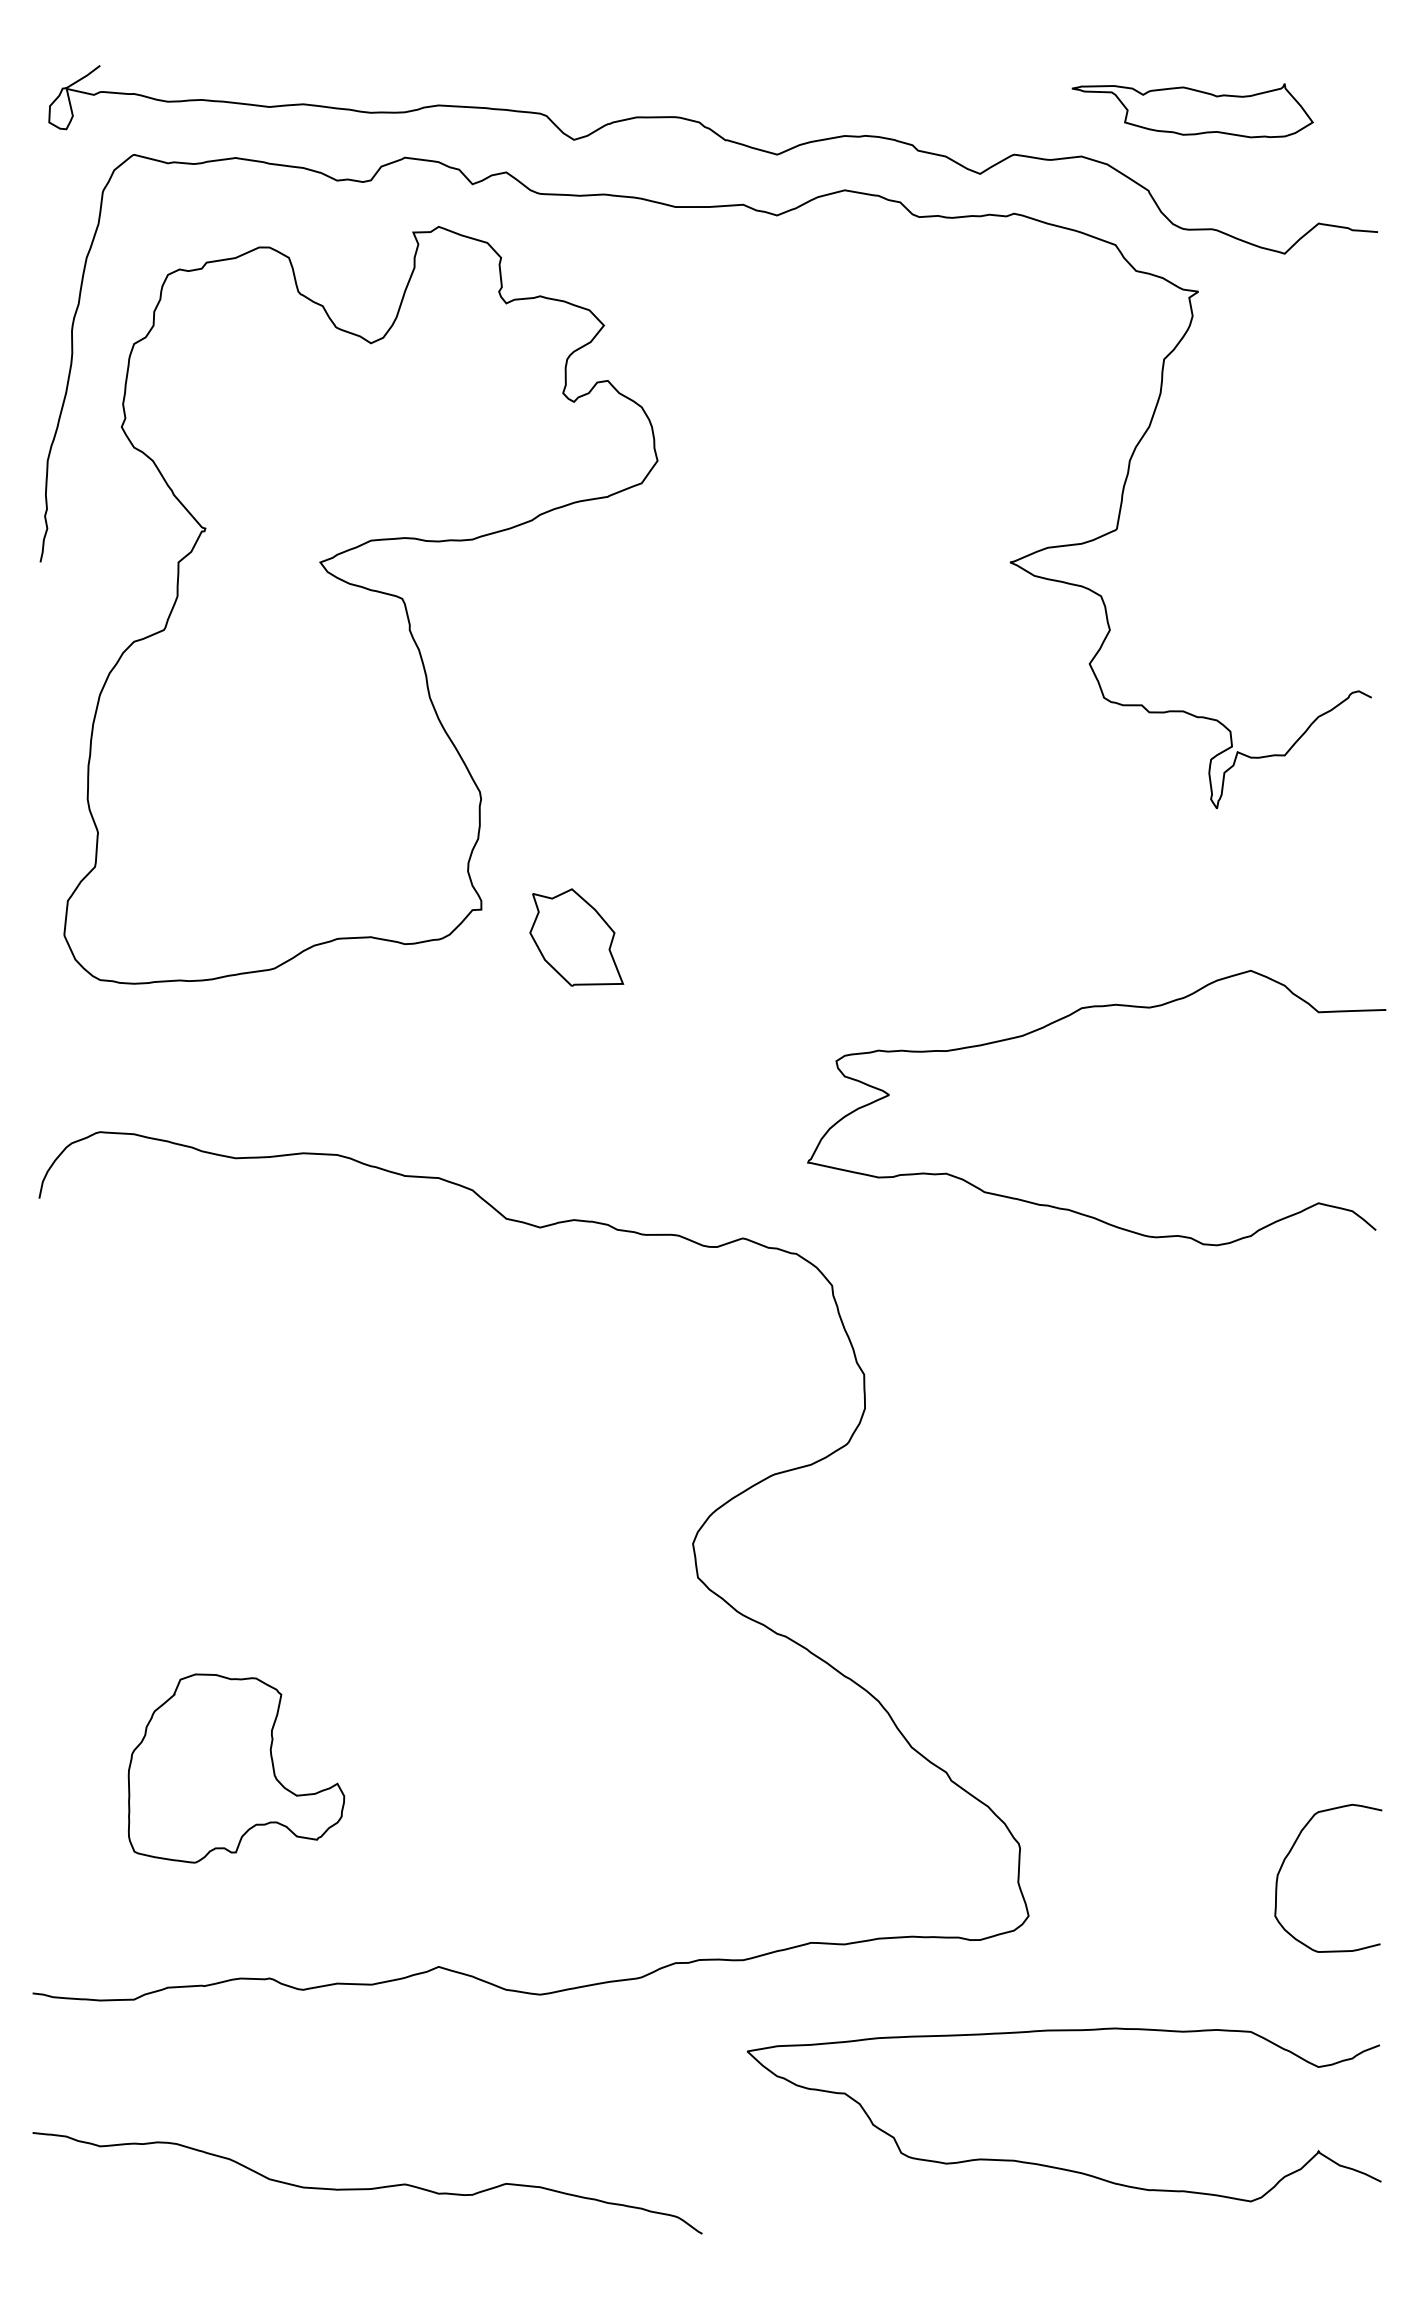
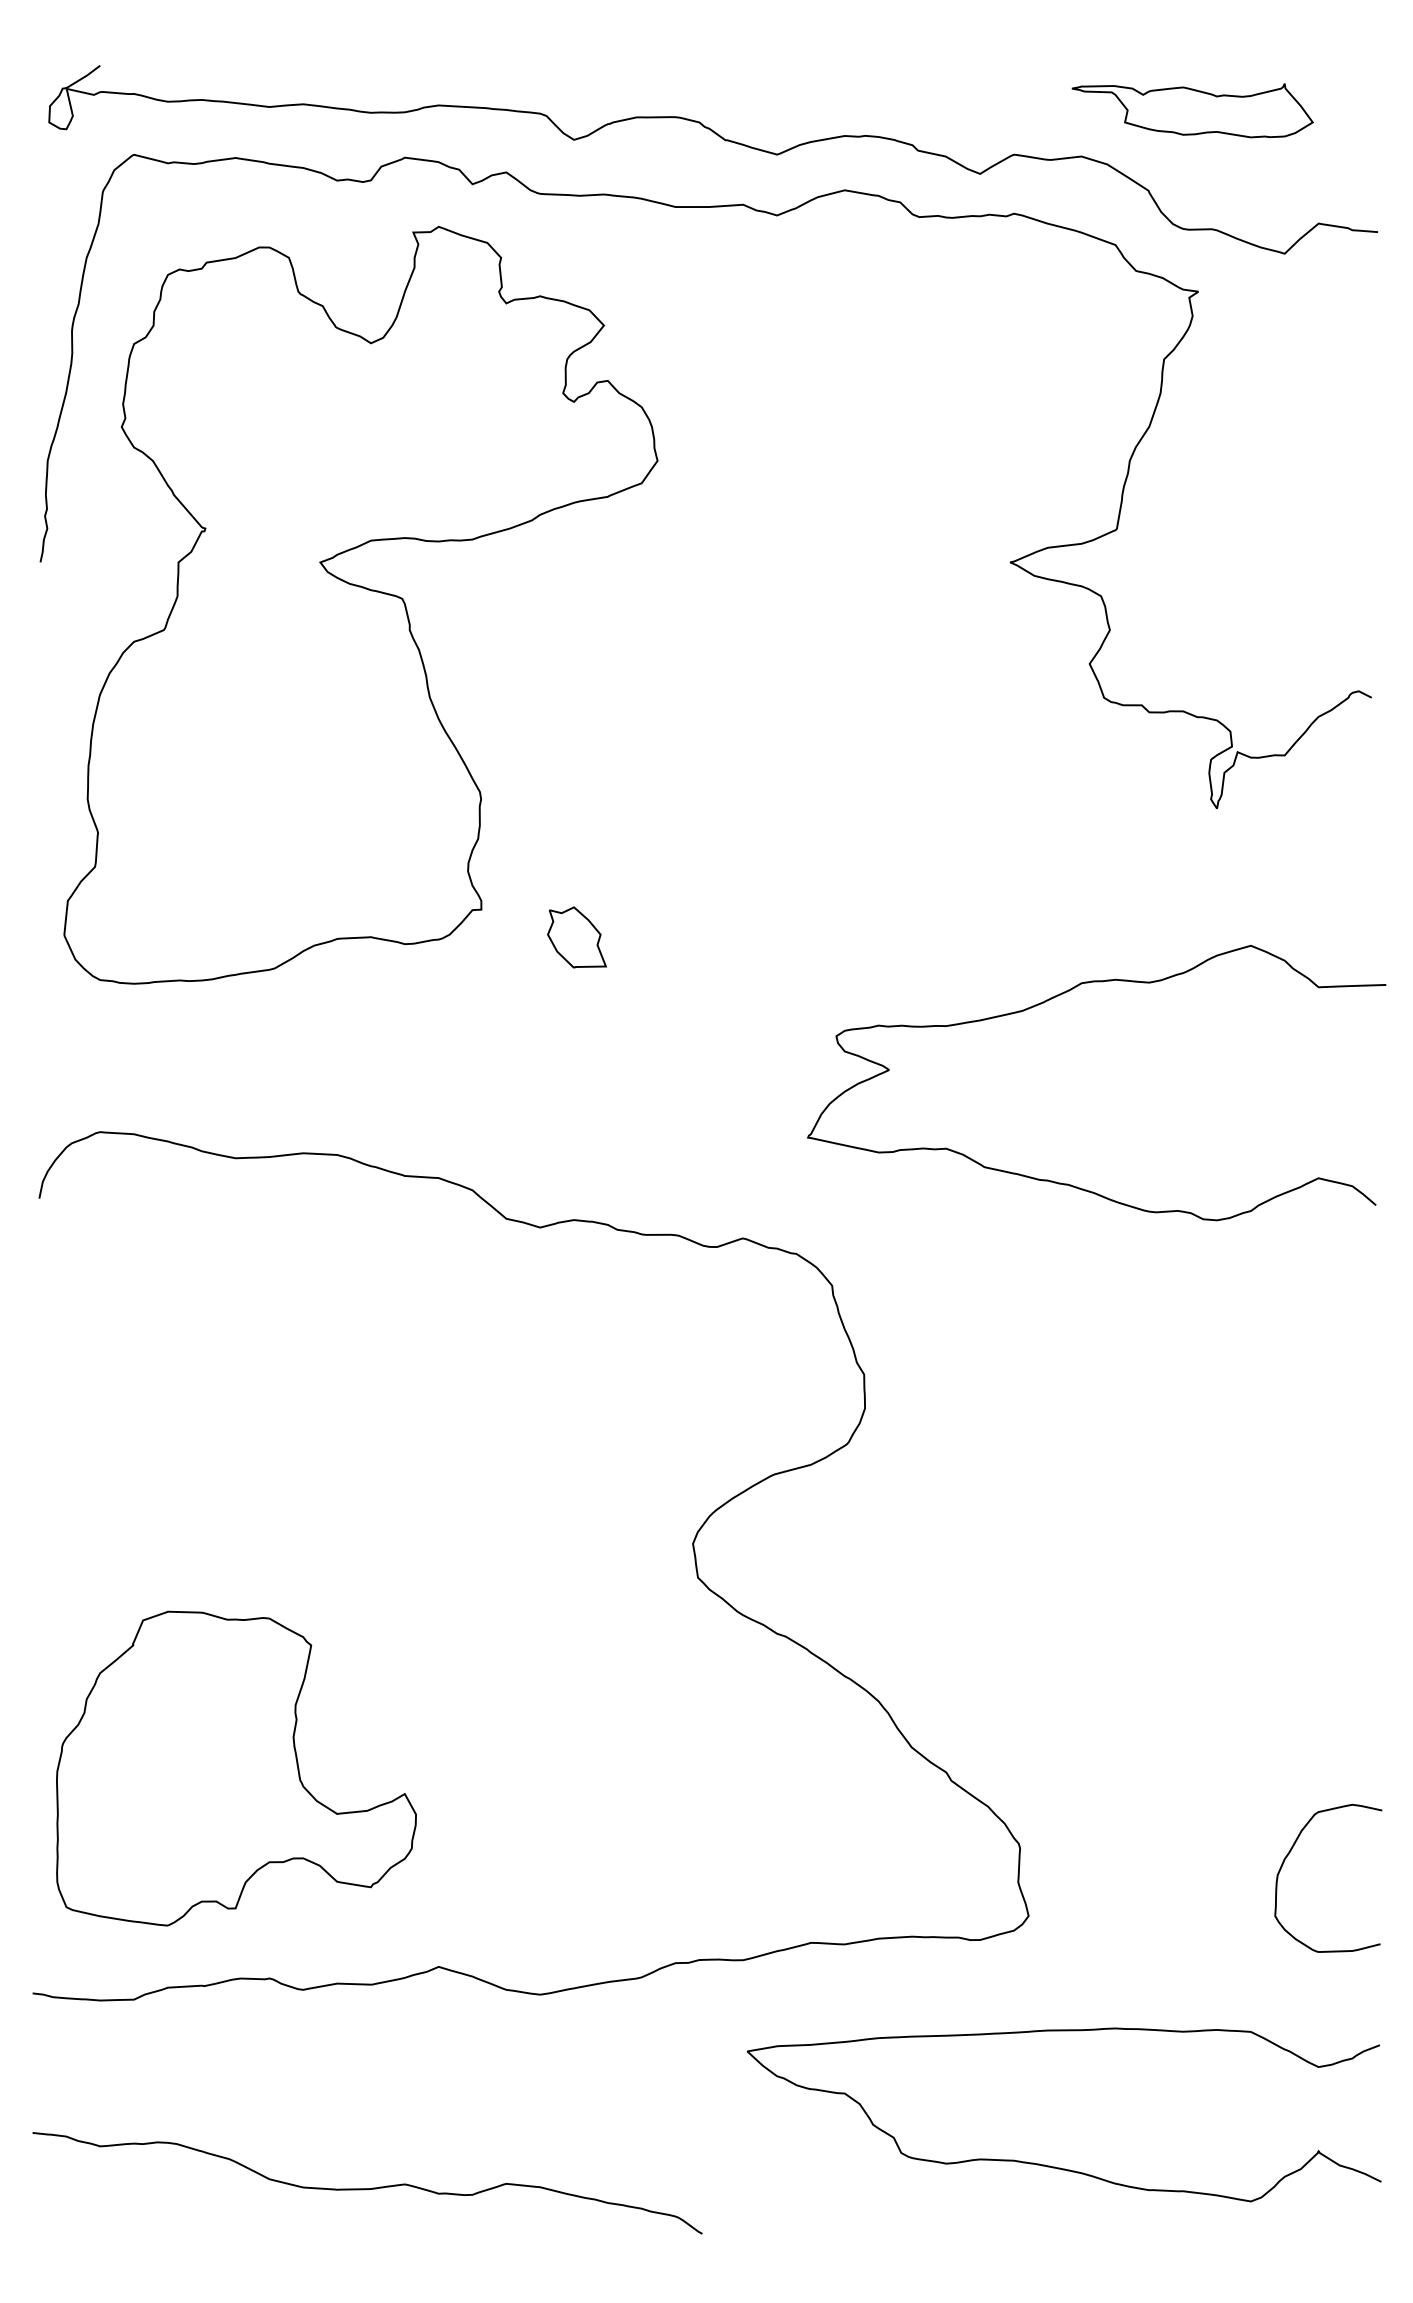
part size: 96x99 px -> 61x63 px (577, 937)
curve position: (1056, 1022) -> (1056, 997) (1056, 997)
part size: 219x191 px -> 361x317 px (236, 1768)
